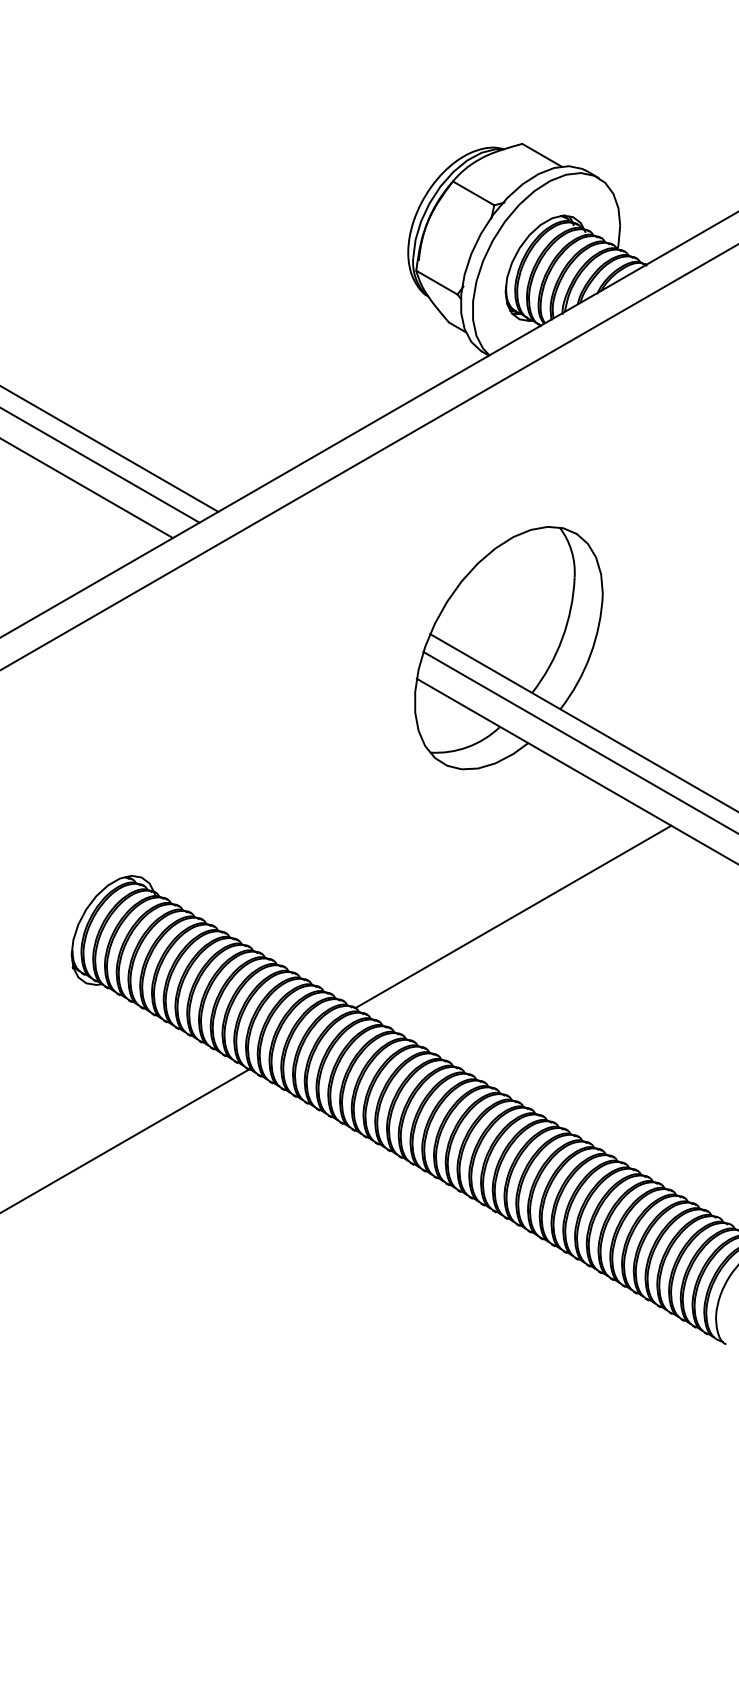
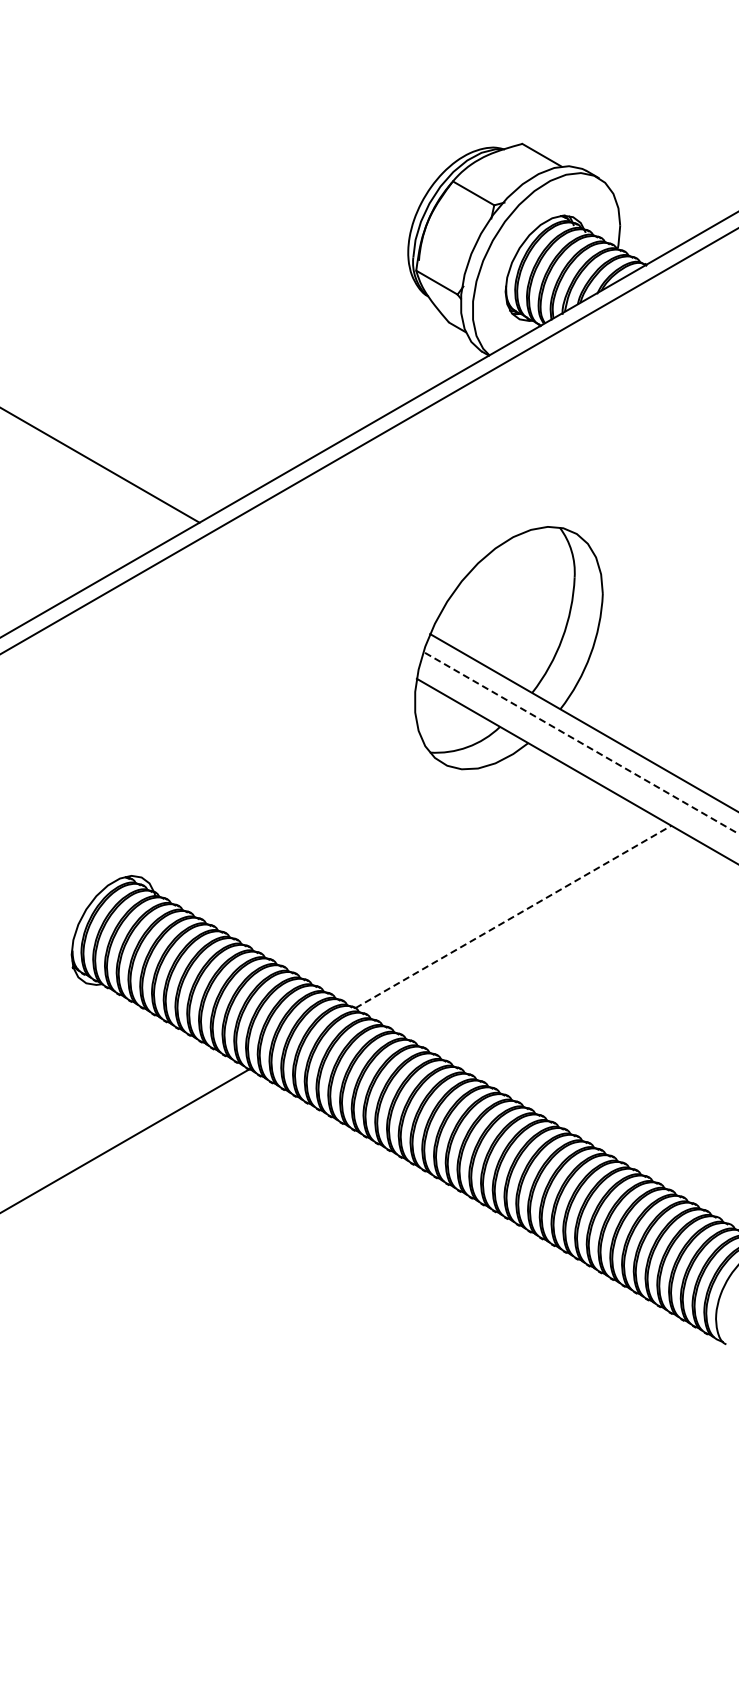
line: present -> none (110, 449)
line position: (368, 457) -> (368, 441) (368, 441)
line: present -> none (87, 488)
line: solid -> dashed (581, 742)
line: solid -> dashed (513, 916)
